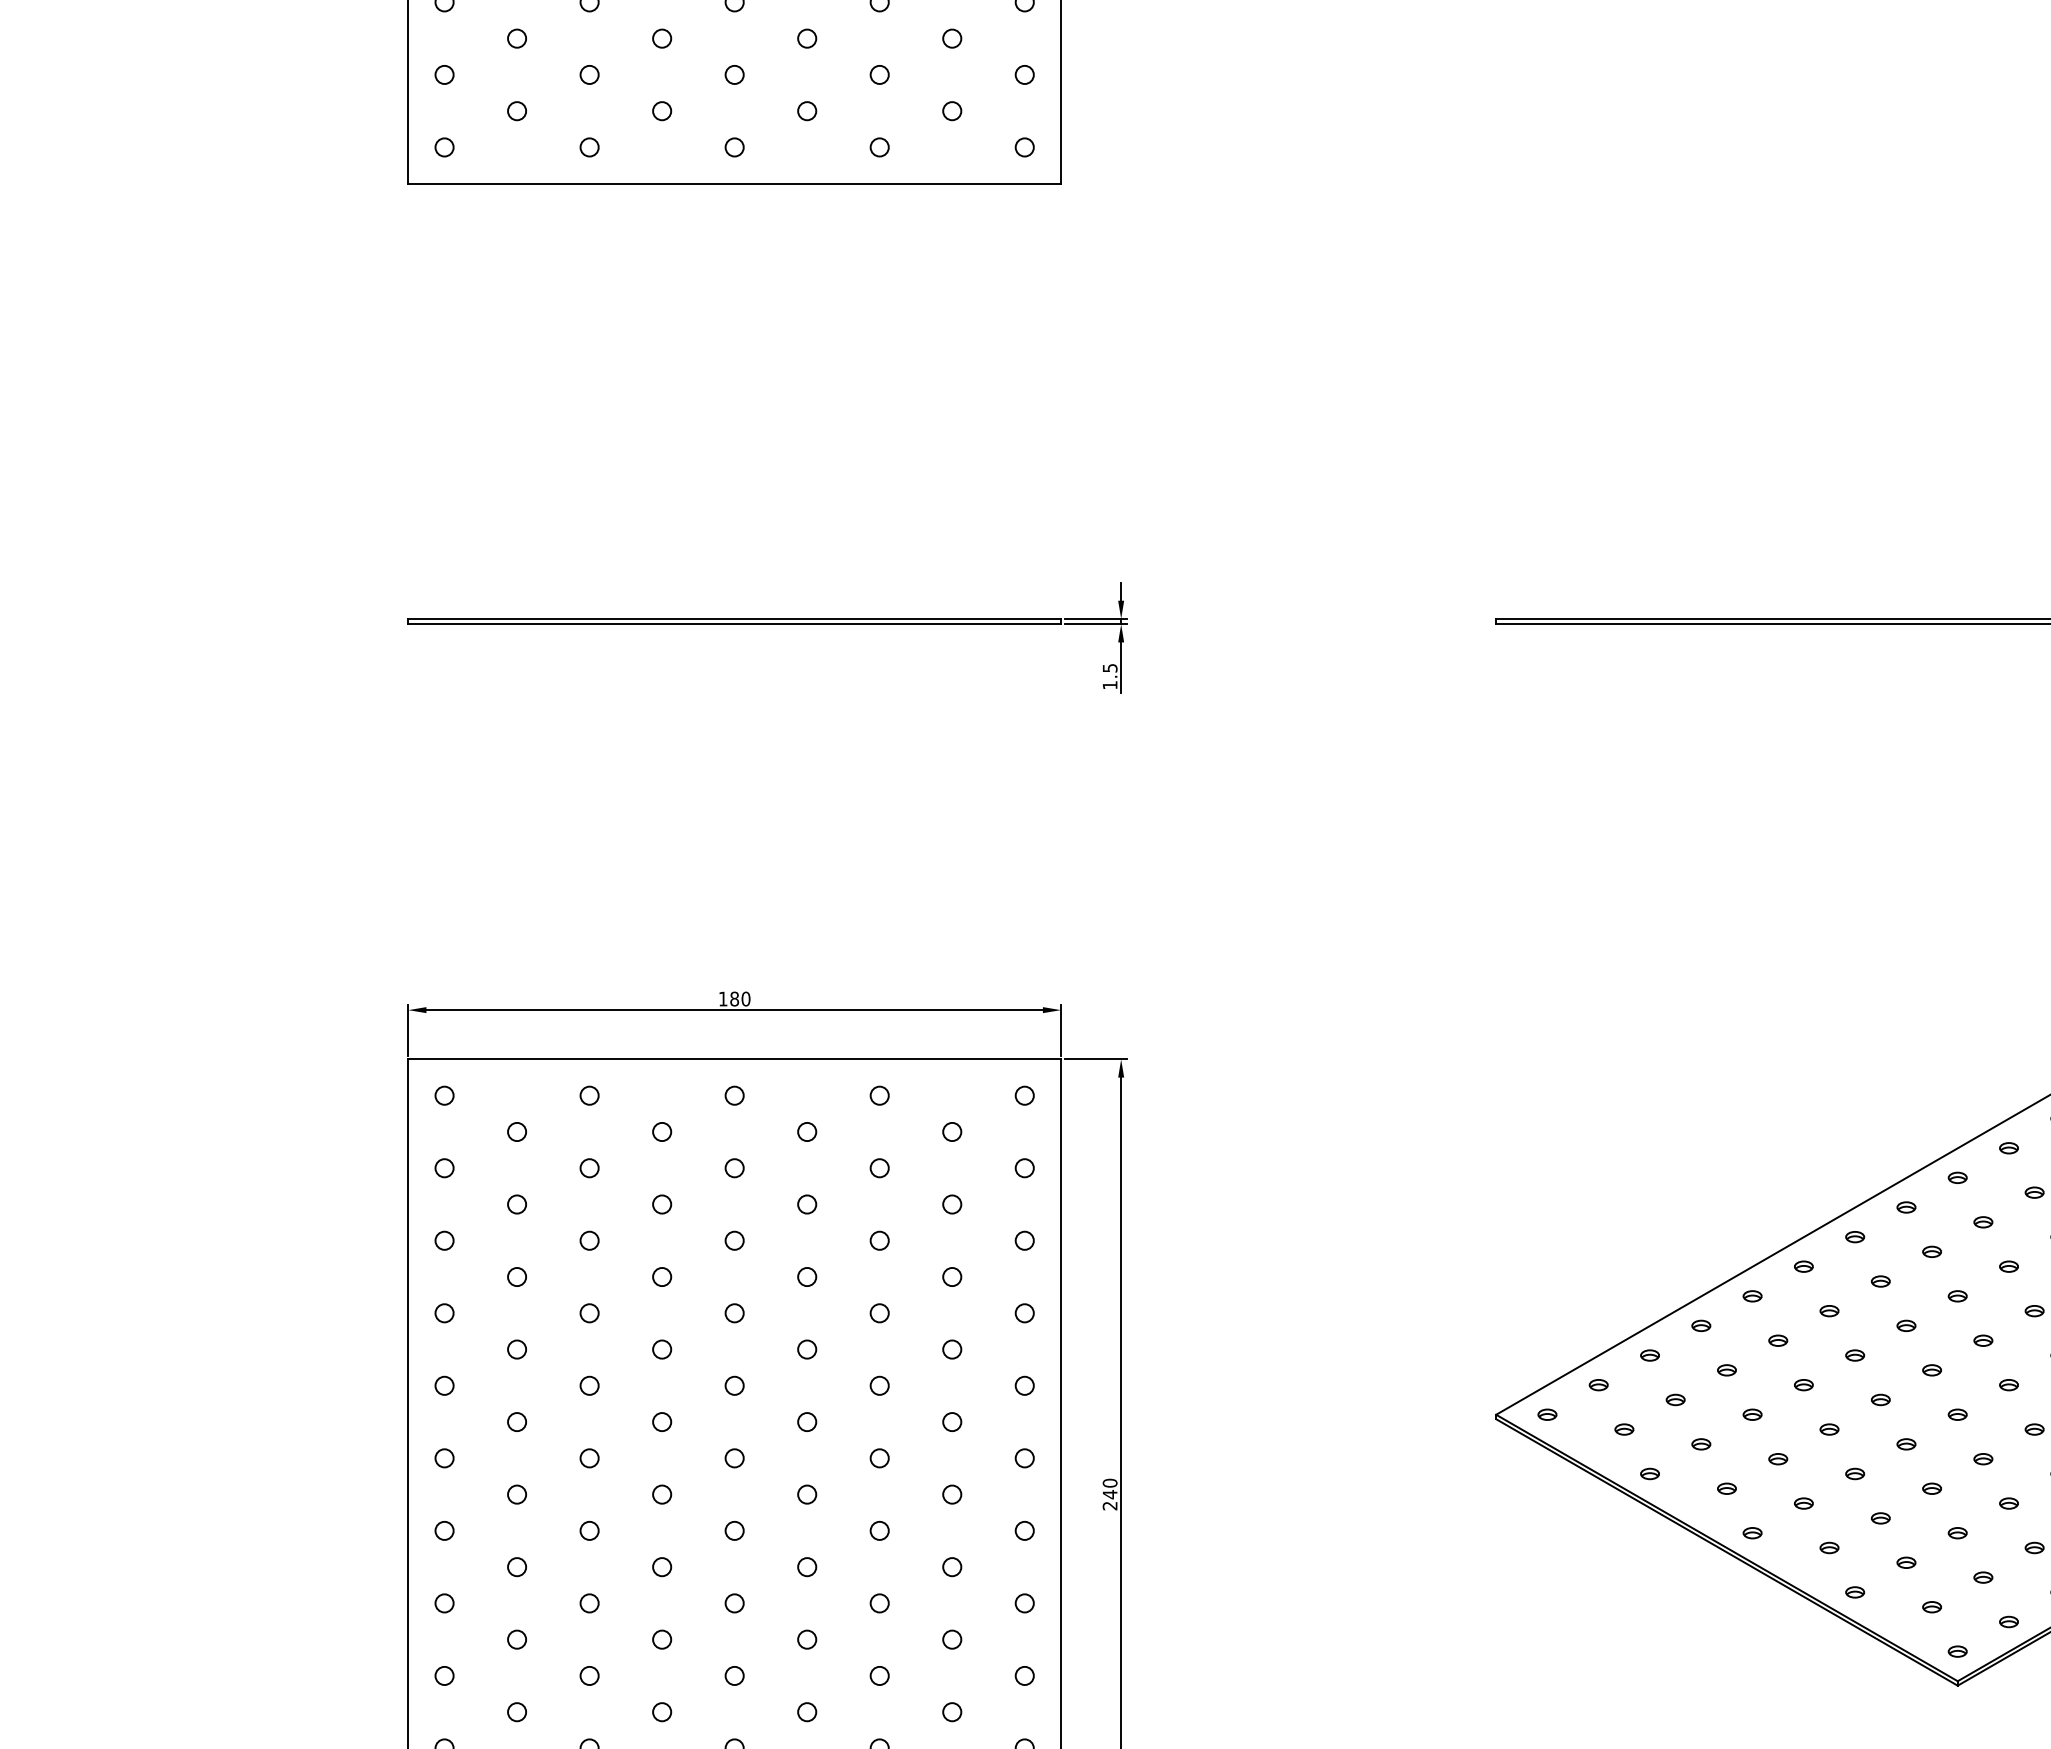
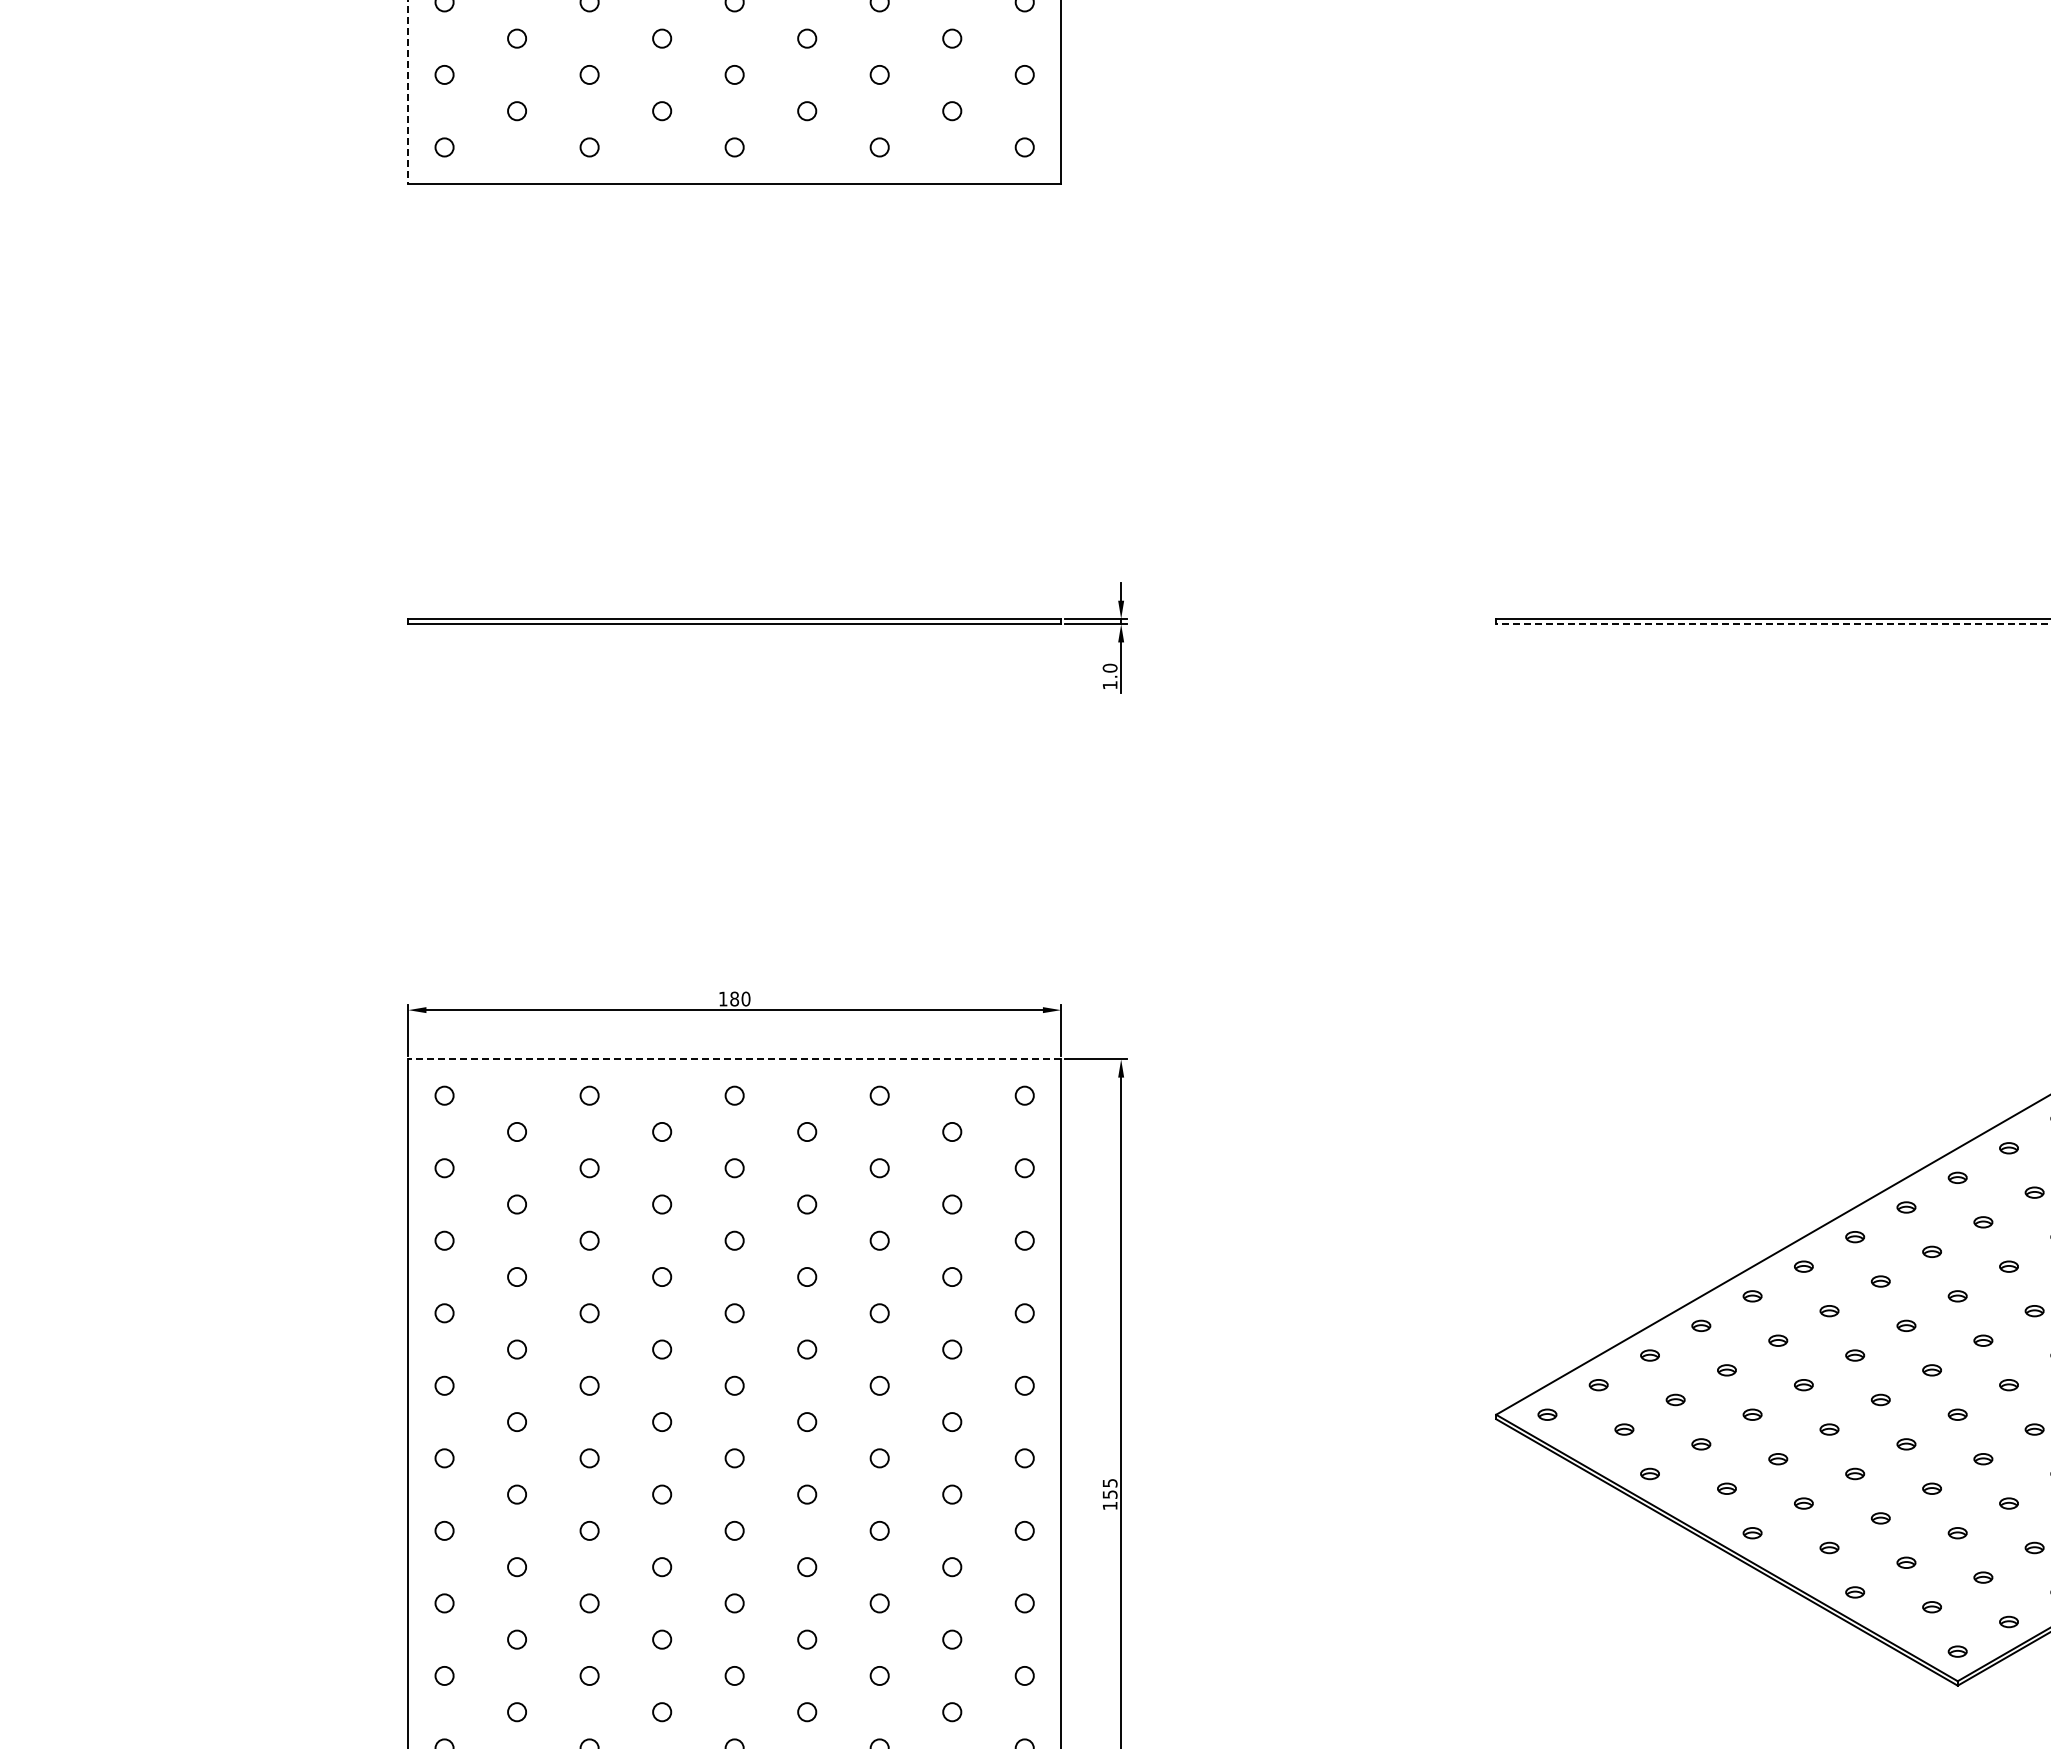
line: solid -> dashed (408, 92)
line: solid -> dashed (1772, 624)
text: 1.5 -> 1.0 (1109, 667)
line: solid -> dashed (734, 1059)
text: 240 -> 155 (1109, 1494)
